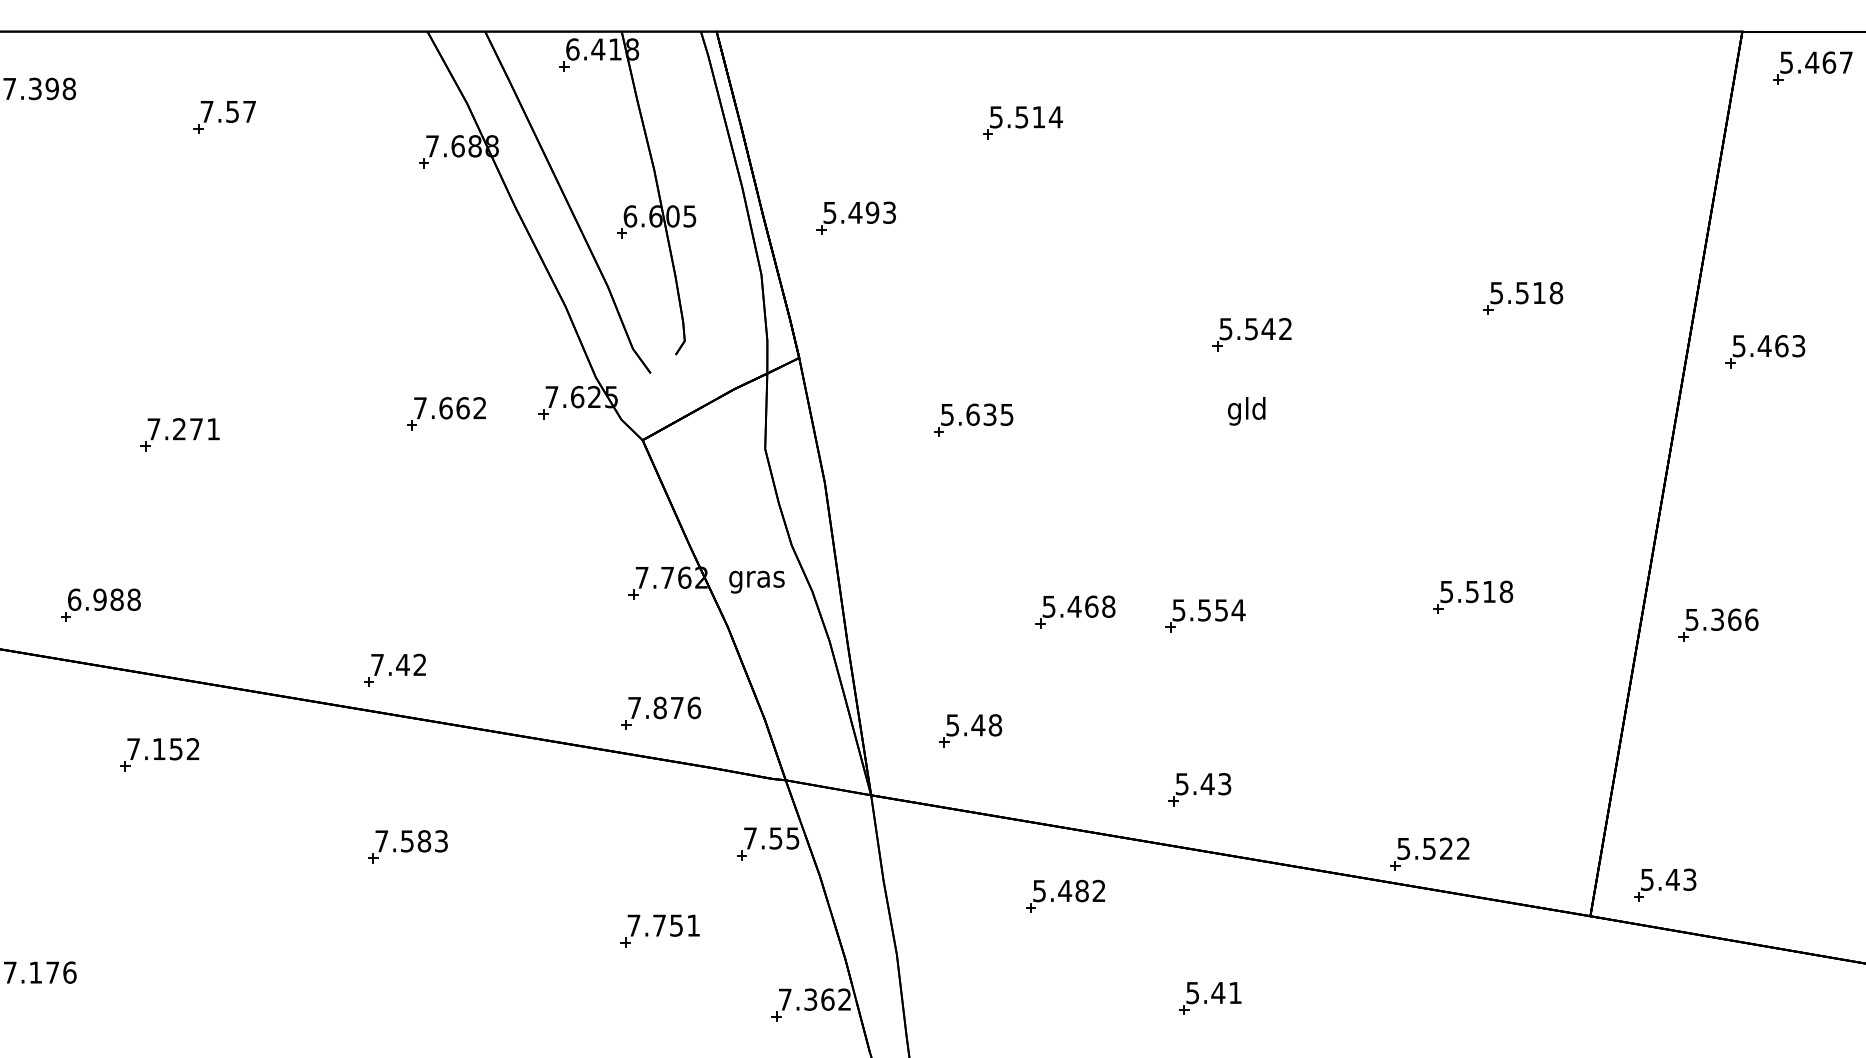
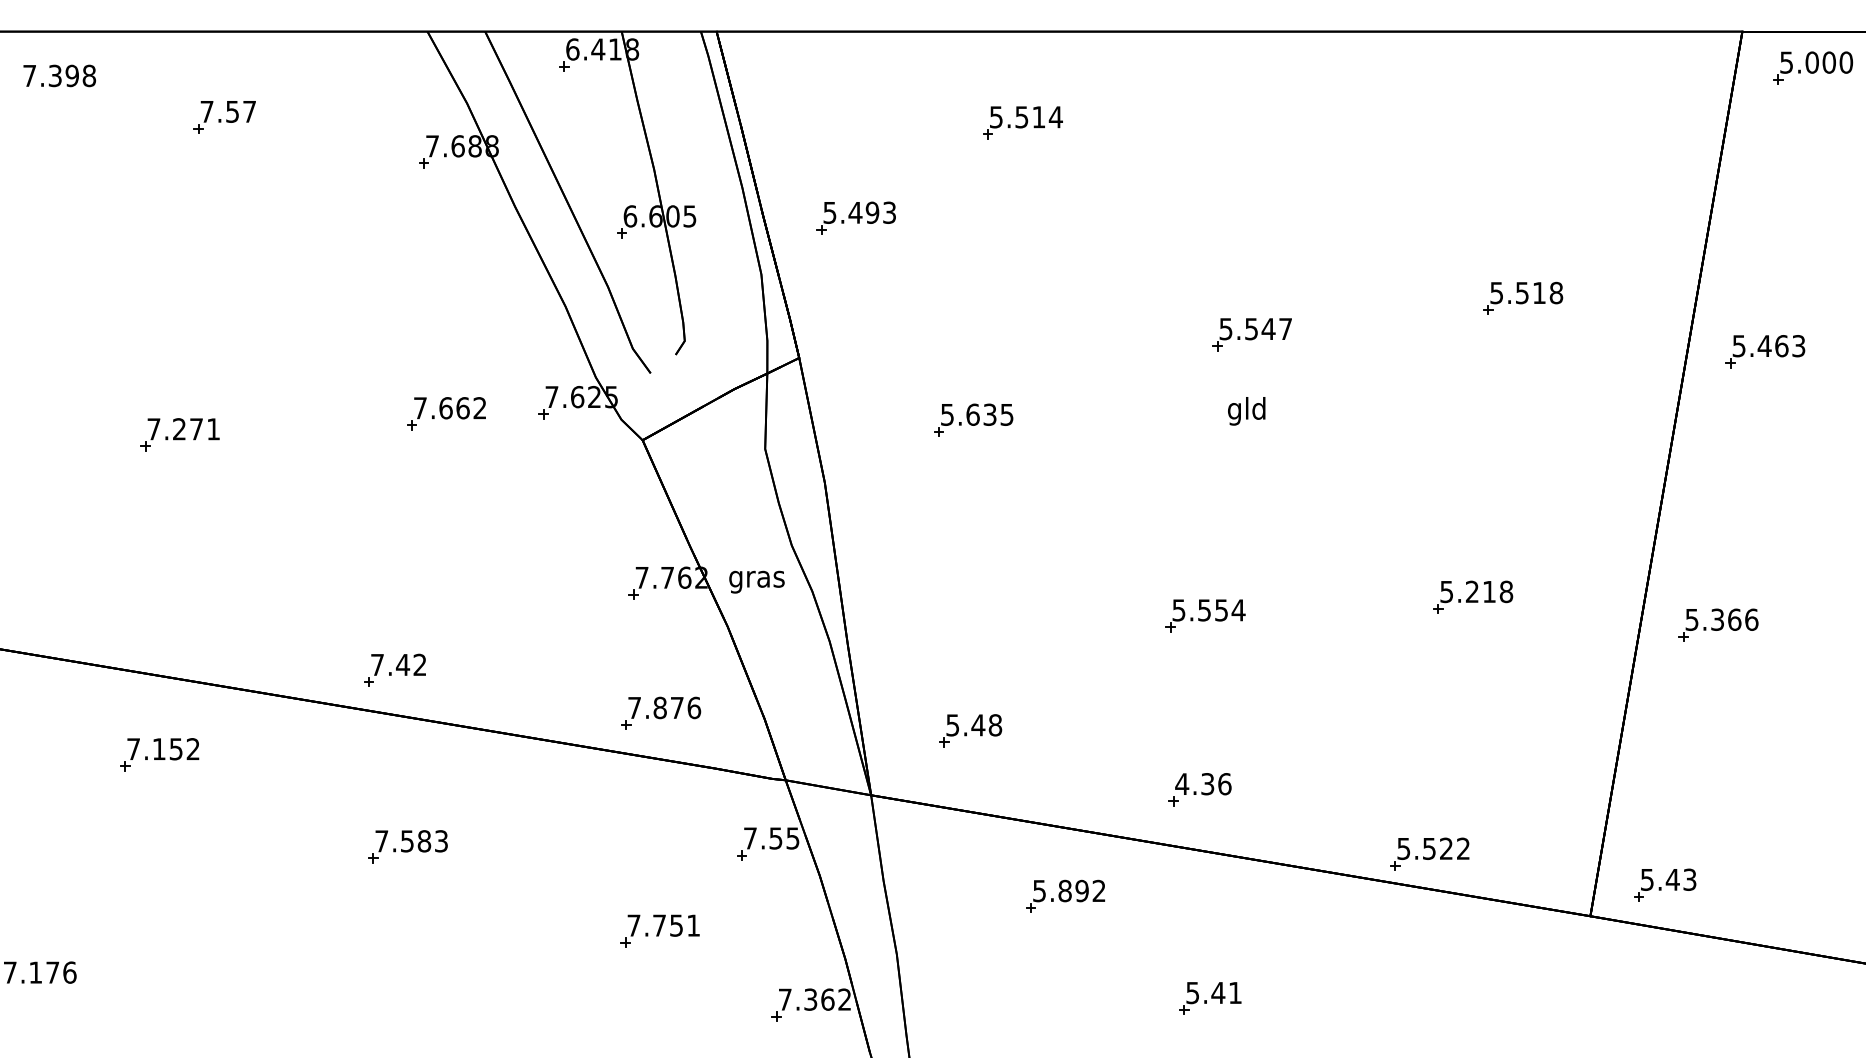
text: 5.467 -> 5.000 (1829, 62)
text position: (39, 88) -> (59, 75) (59, 75)
text: 5.542 -> 5.547 (1285, 328)
text: 5.518 -> 5.218 (1471, 591)
part: present -> none (100, 604)
part: present -> none (1075, 611)
text: 5.43 -> 4.36 (1203, 784)
text: 5.482 -> 5.892 (1073, 890)
